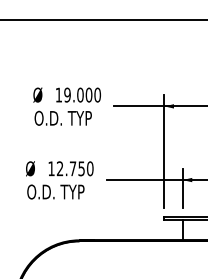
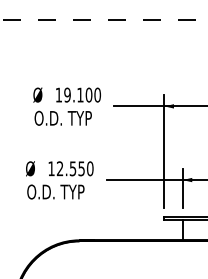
line: solid -> dashed (104, 19)
text: 19.000 -> 19.100 (80, 94)
text: 12.750 -> 12.550 (72, 168)
